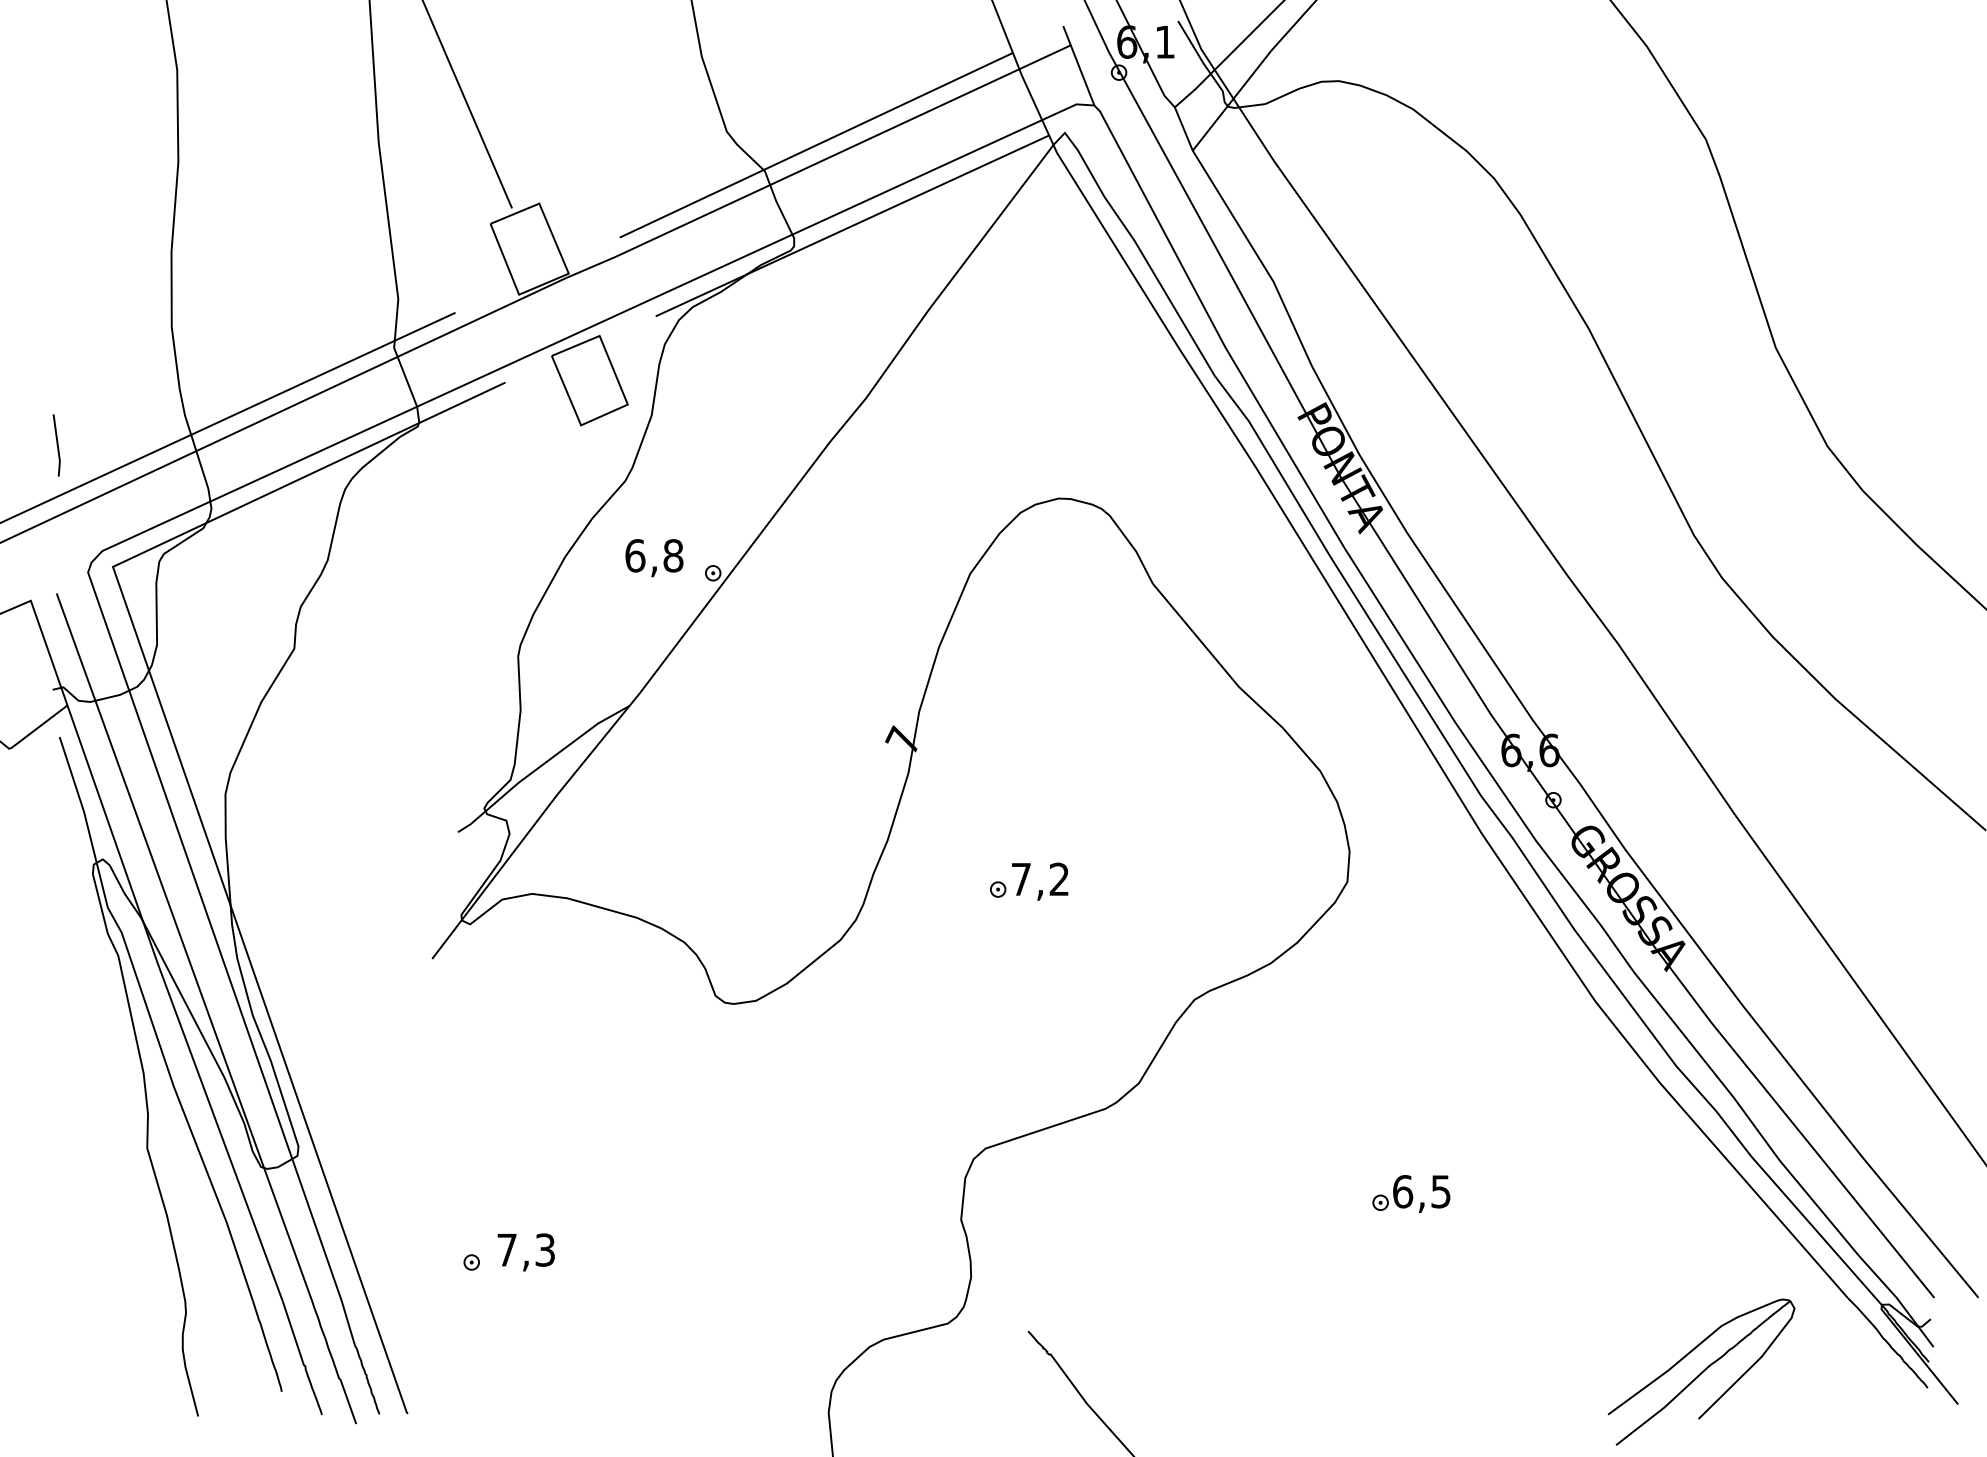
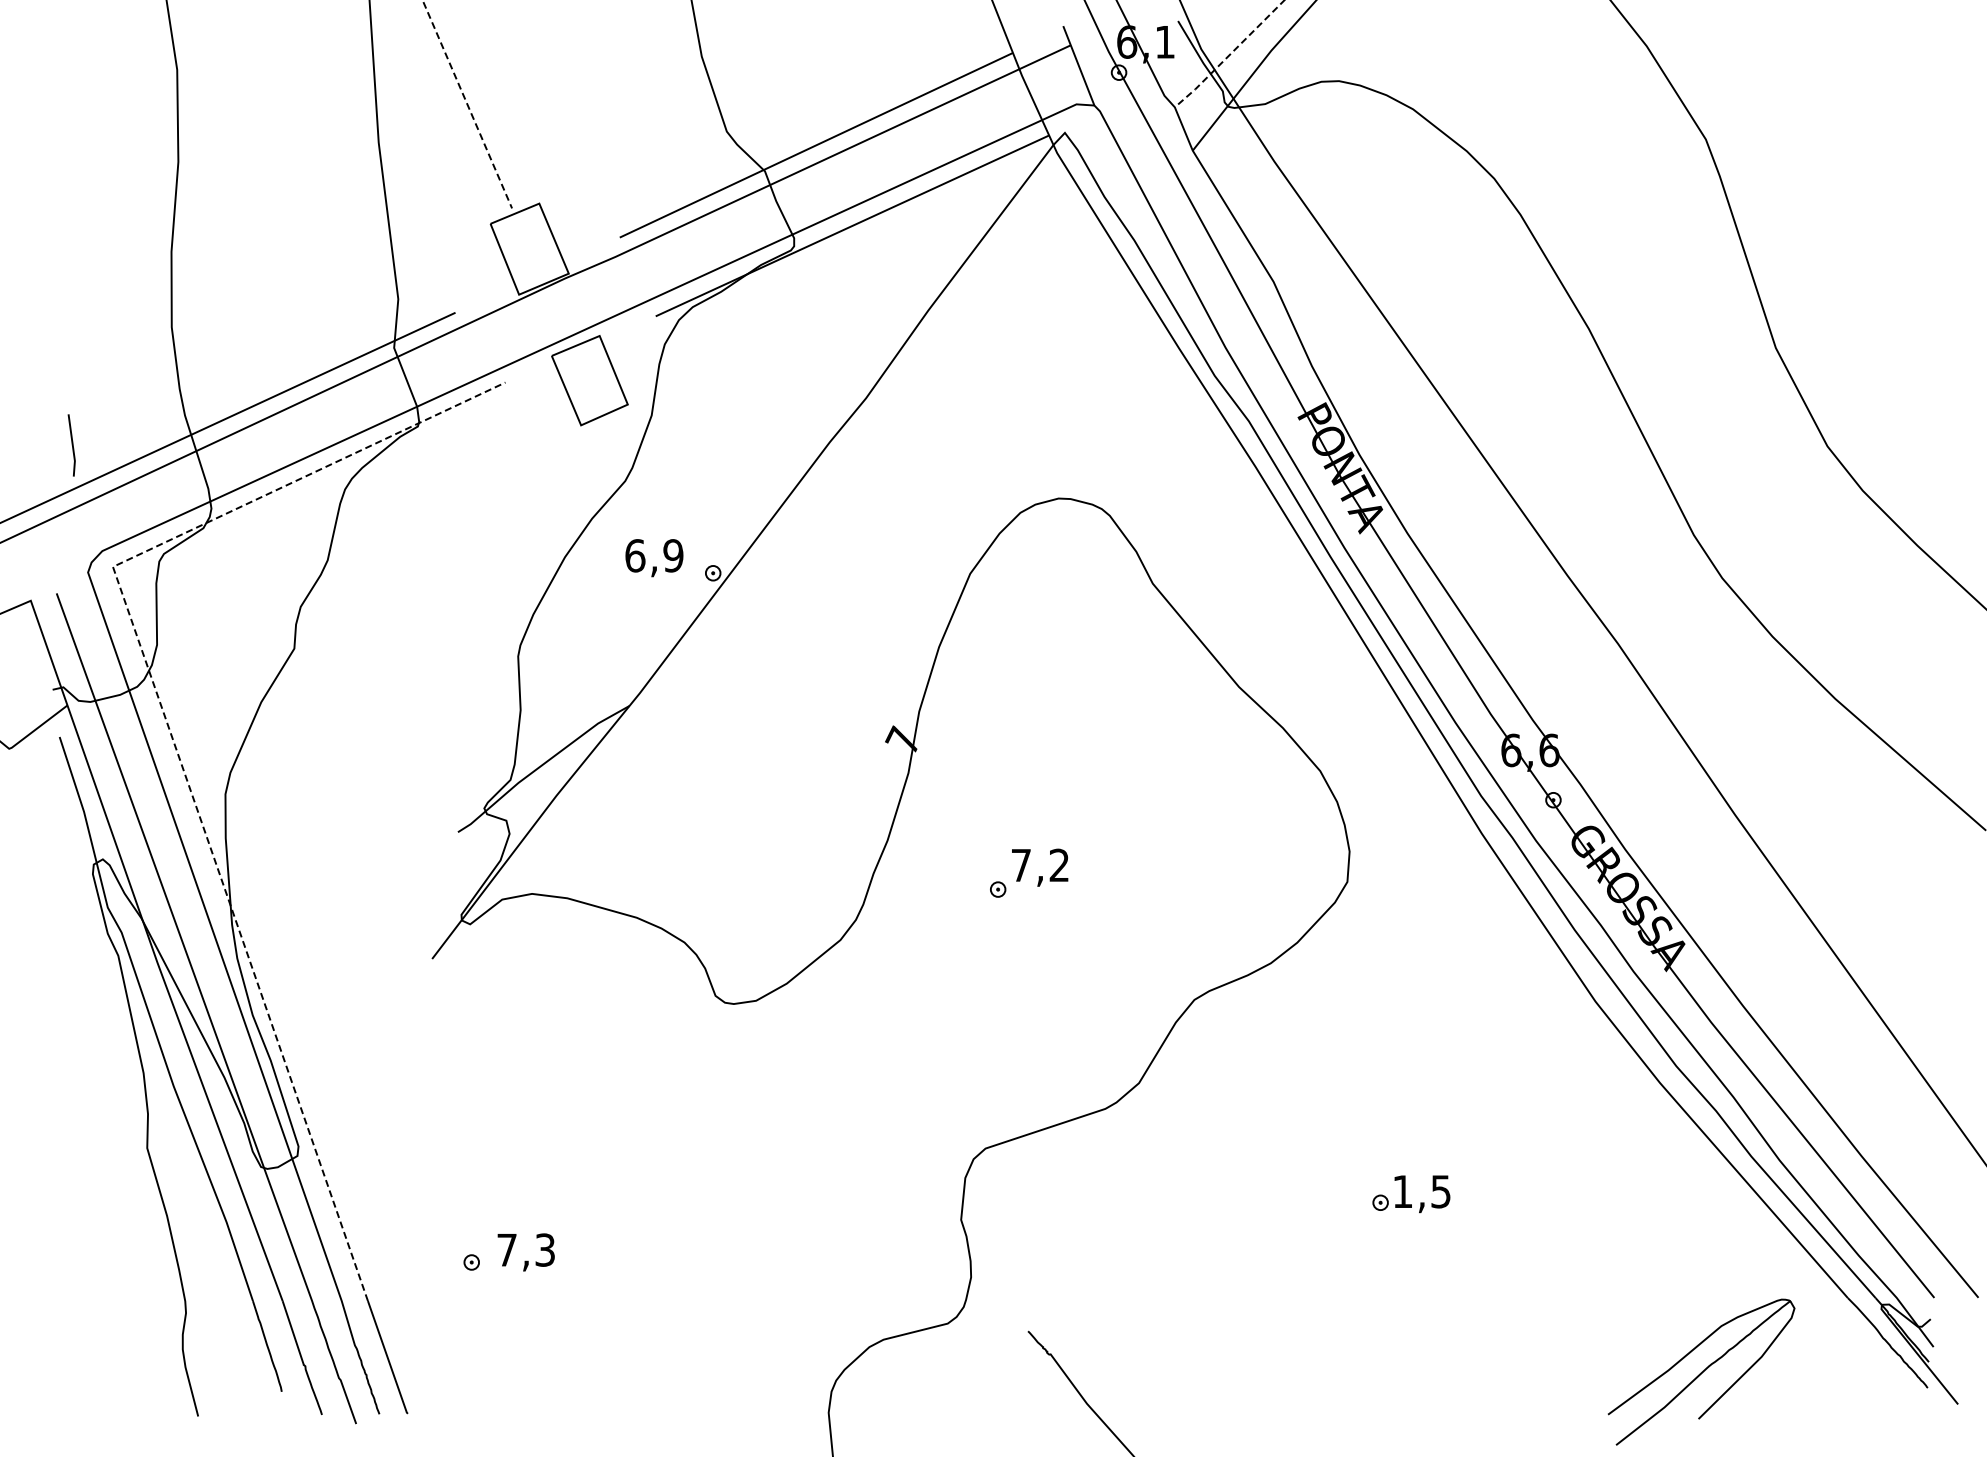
line: solid -> dashed (1229, 54)
line: solid -> dashed (467, 104)
line position: (56, 445) -> (71, 445) (71, 445)
text: 6,8 -> 6,9 (673, 555)
line: solid -> dashed (169, 728)
text position: (1040, 881) -> (1040, 867) (1040, 867)
text: 6,5 -> 1,5 (1403, 1191)
